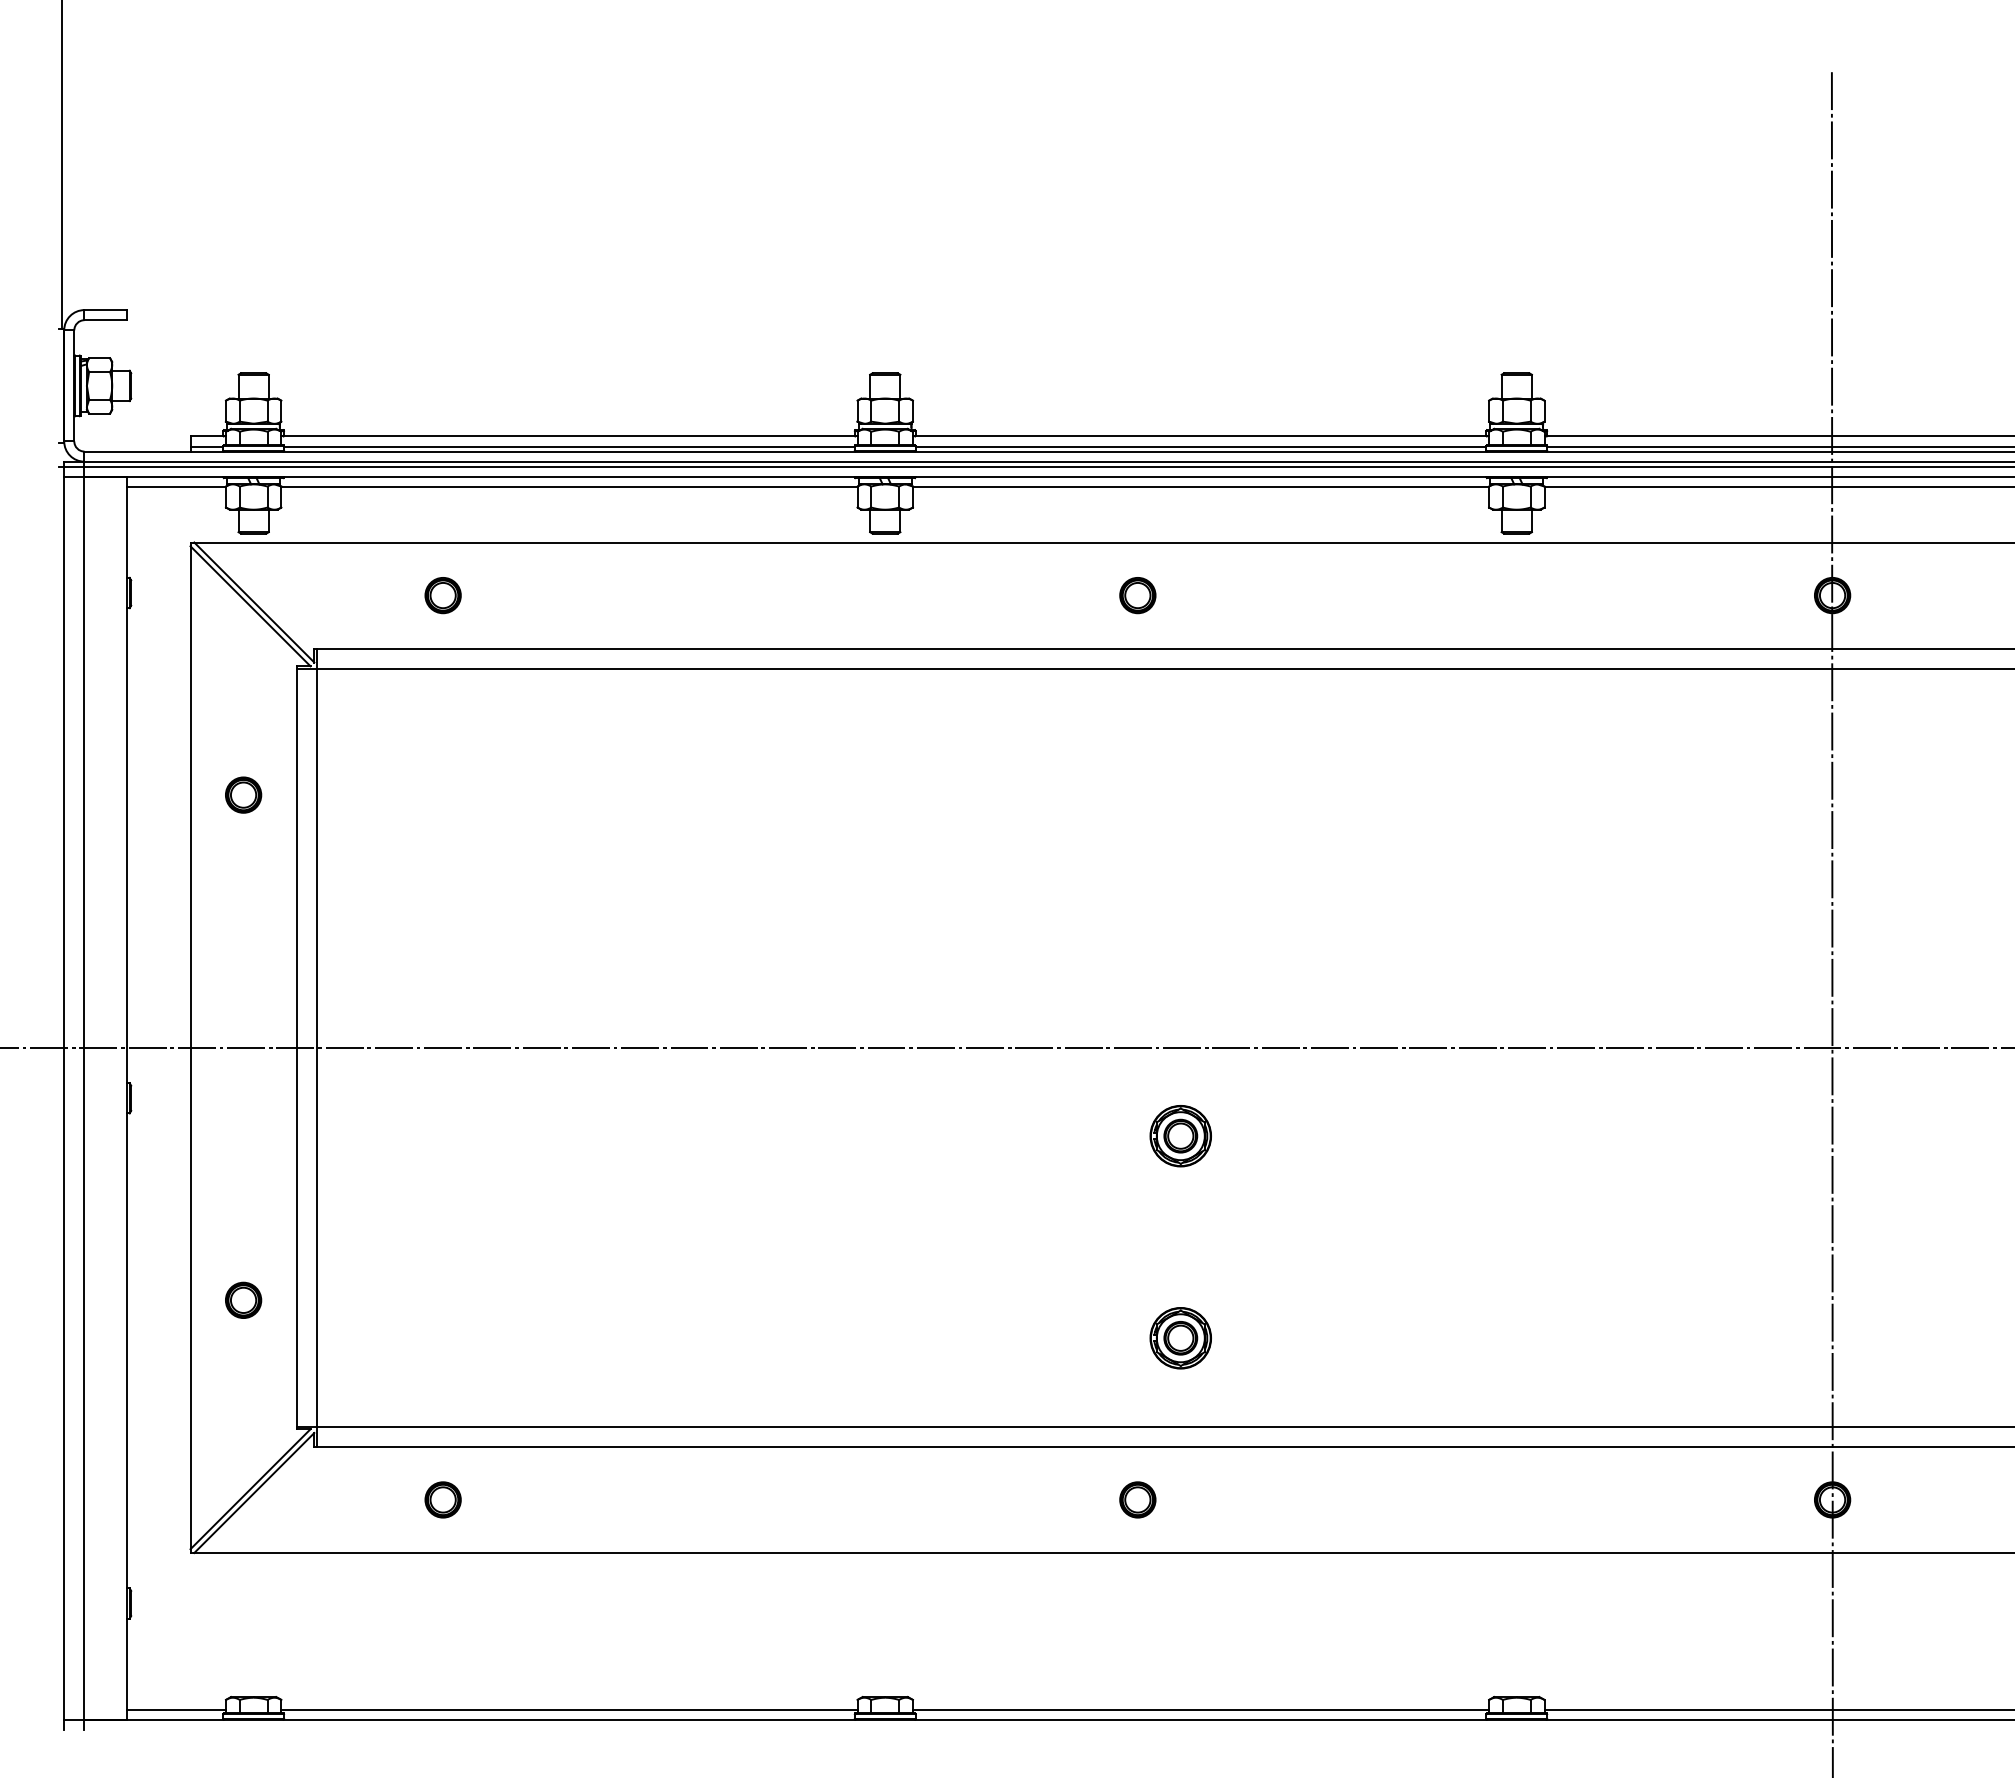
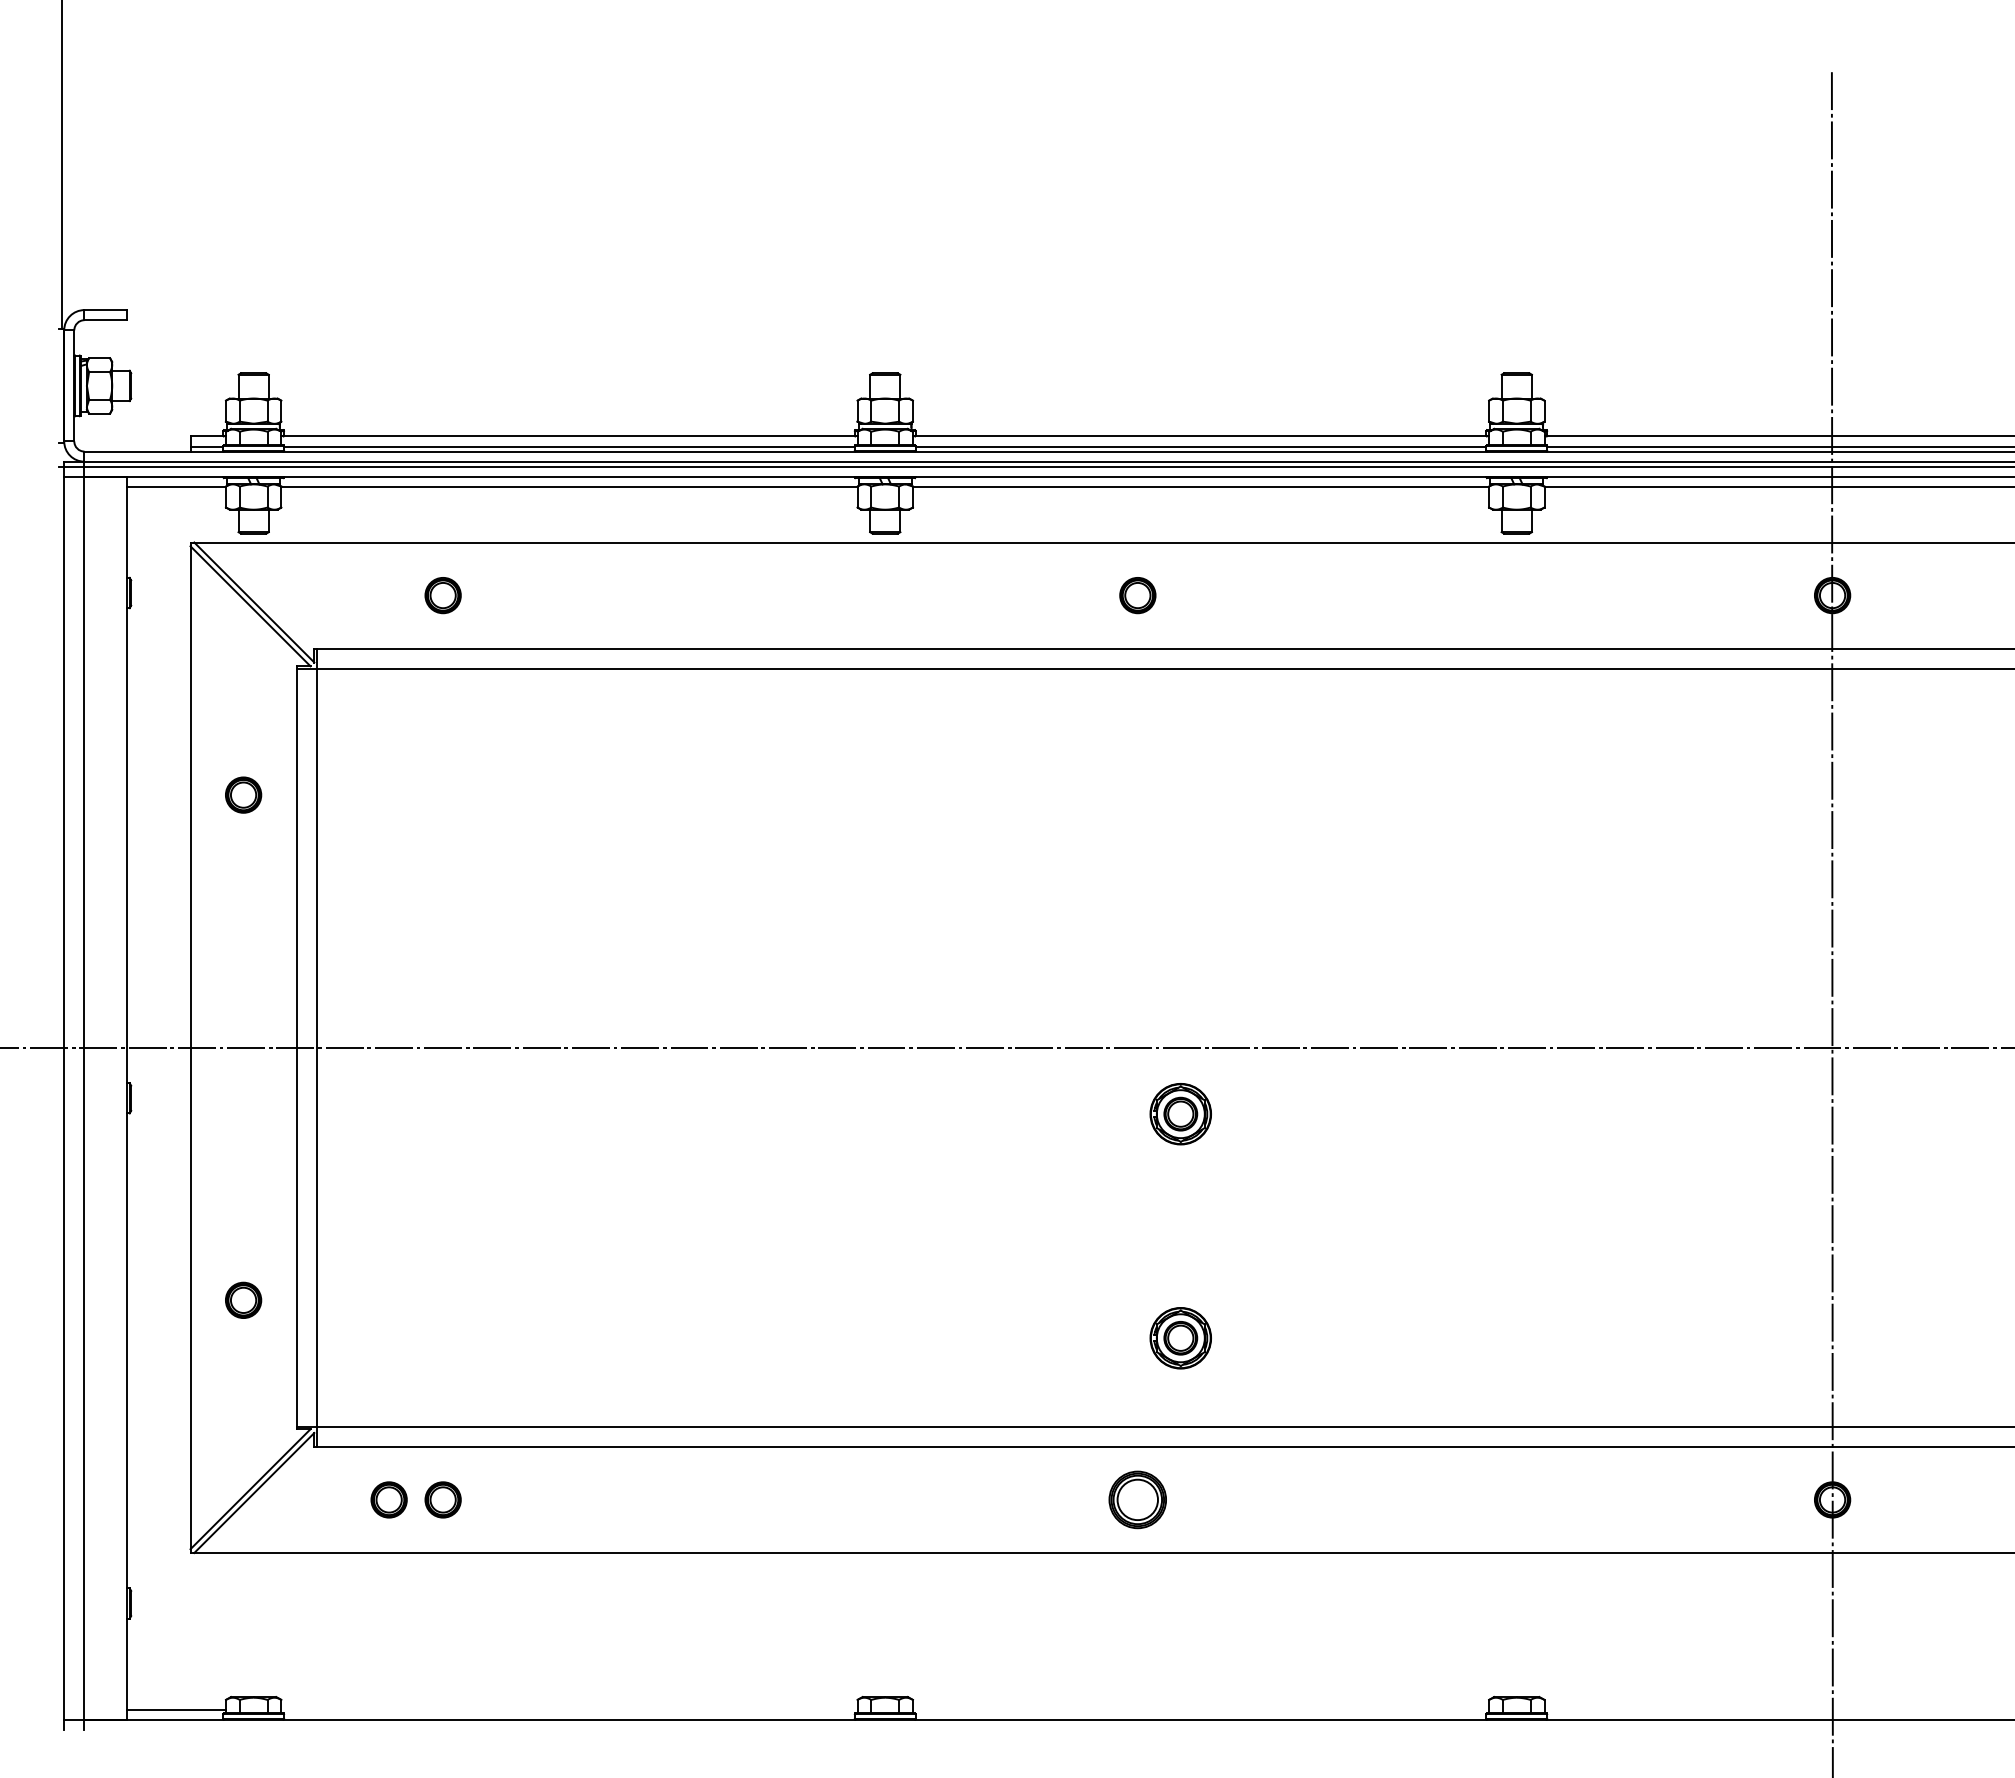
part position: (1180, 1136) -> (1180, 1114) (1180, 1114)
part: none -> present (388, 1499)
part size: 38x38 px -> 59x60 px (1137, 1499)
line: present -> none (569, 1709)
line: present -> none (1200, 1709)
line: present -> none (1777, 1709)
